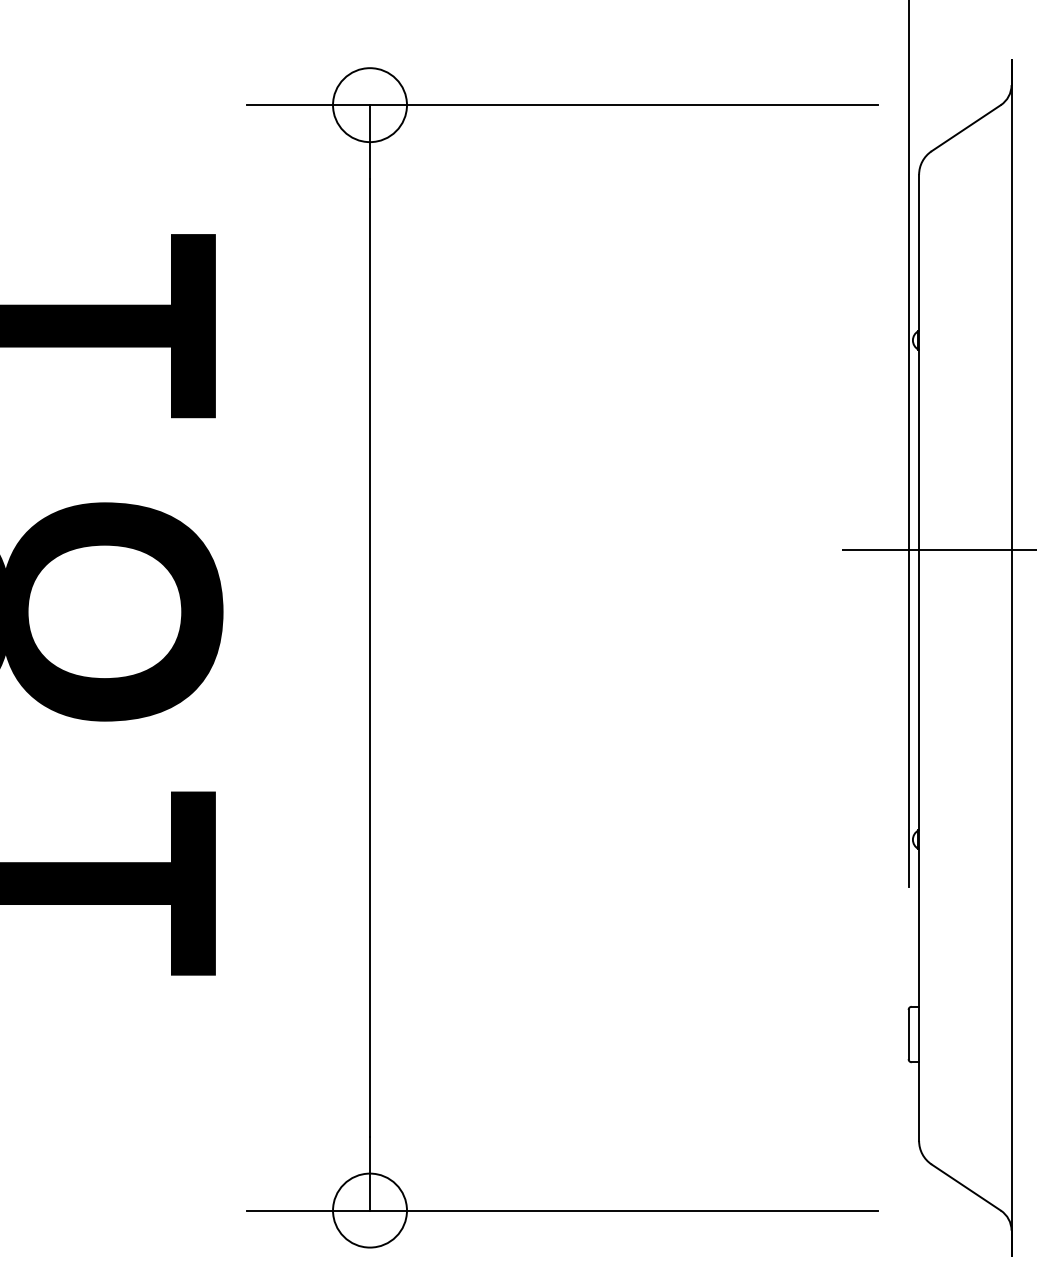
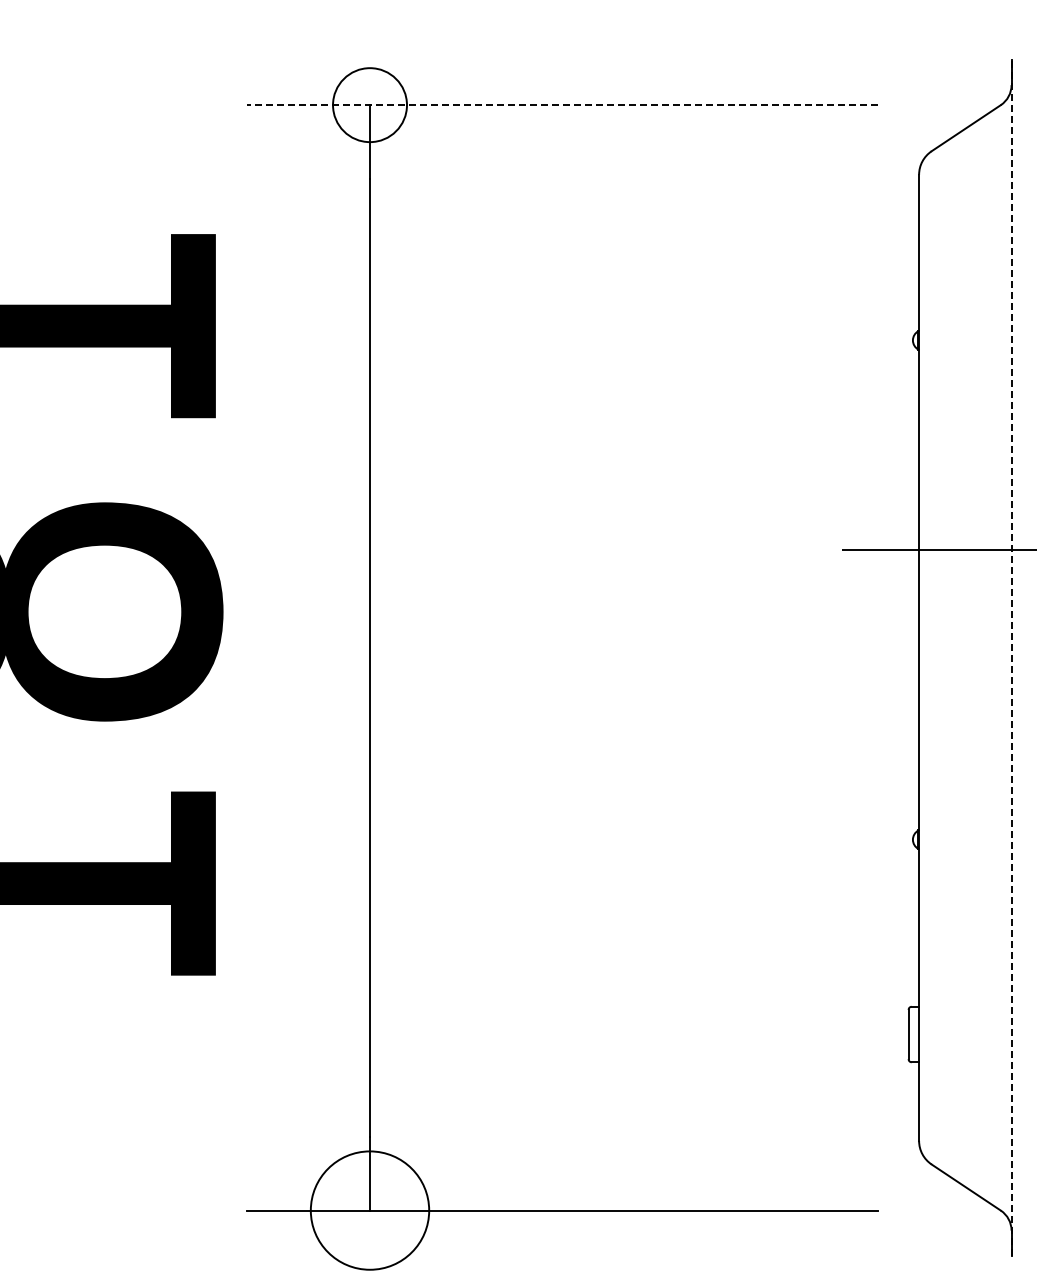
line: solid -> dashed (561, 105)
line: present -> none (908, 444)
line: solid -> dashed (1011, 657)
circle diameter: 74 px -> 118 px (369, 1210)
